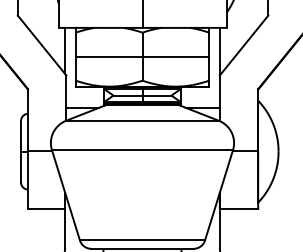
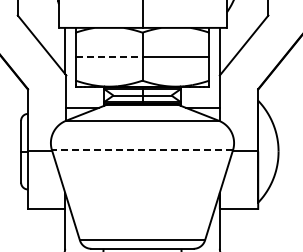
line: solid -> dashed (109, 56)
line: solid -> dashed (142, 150)
